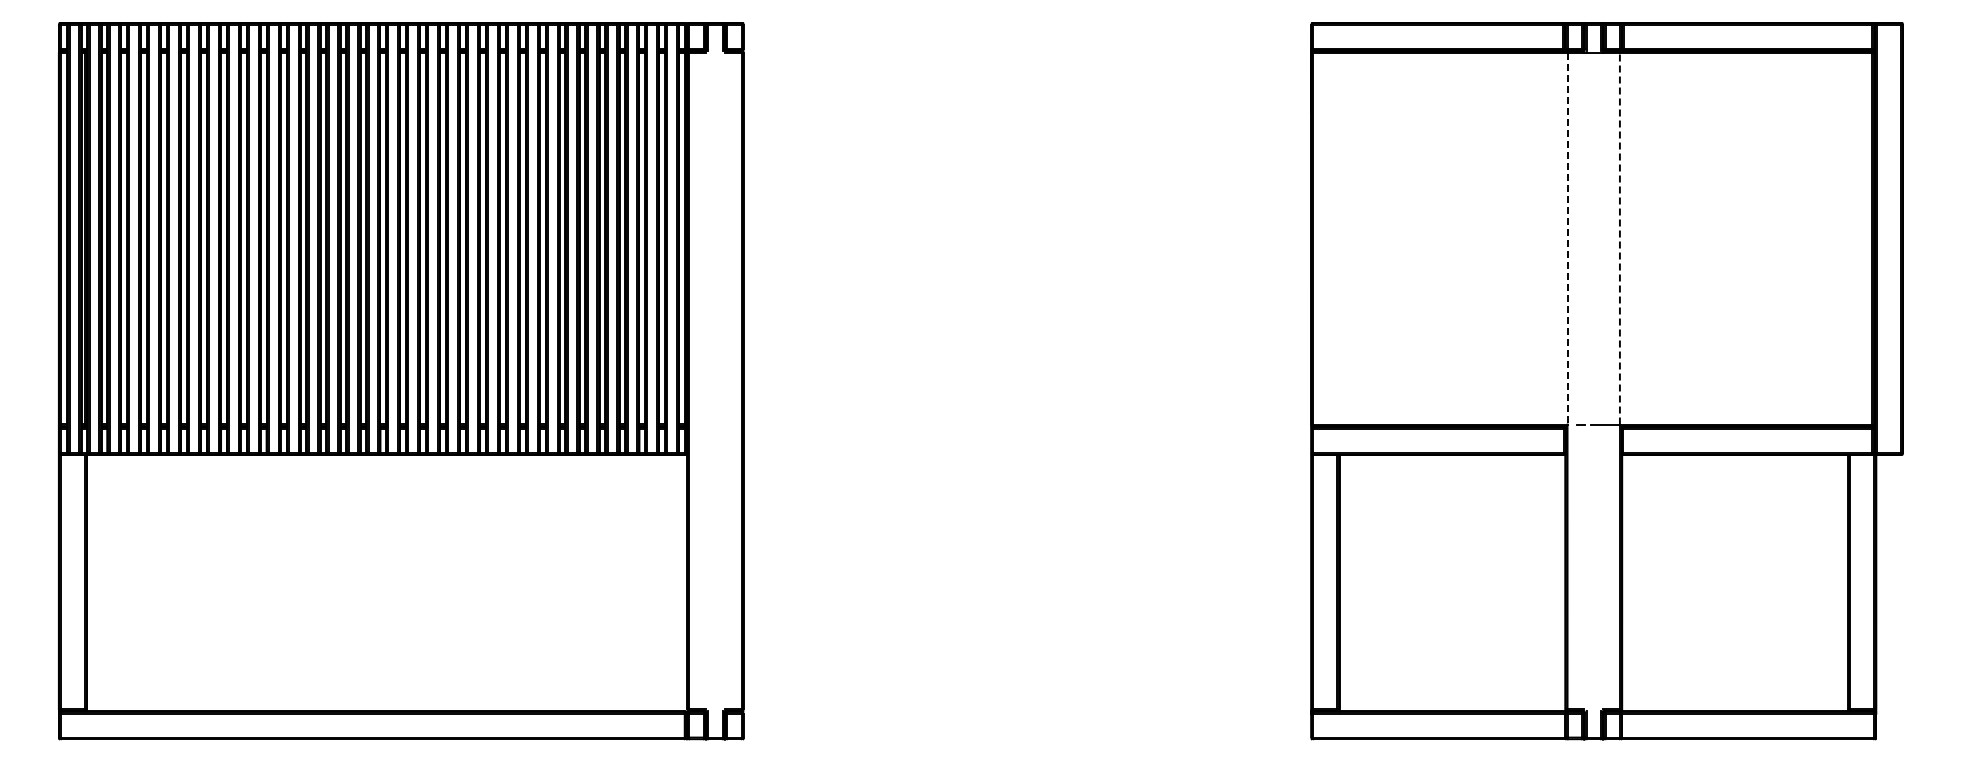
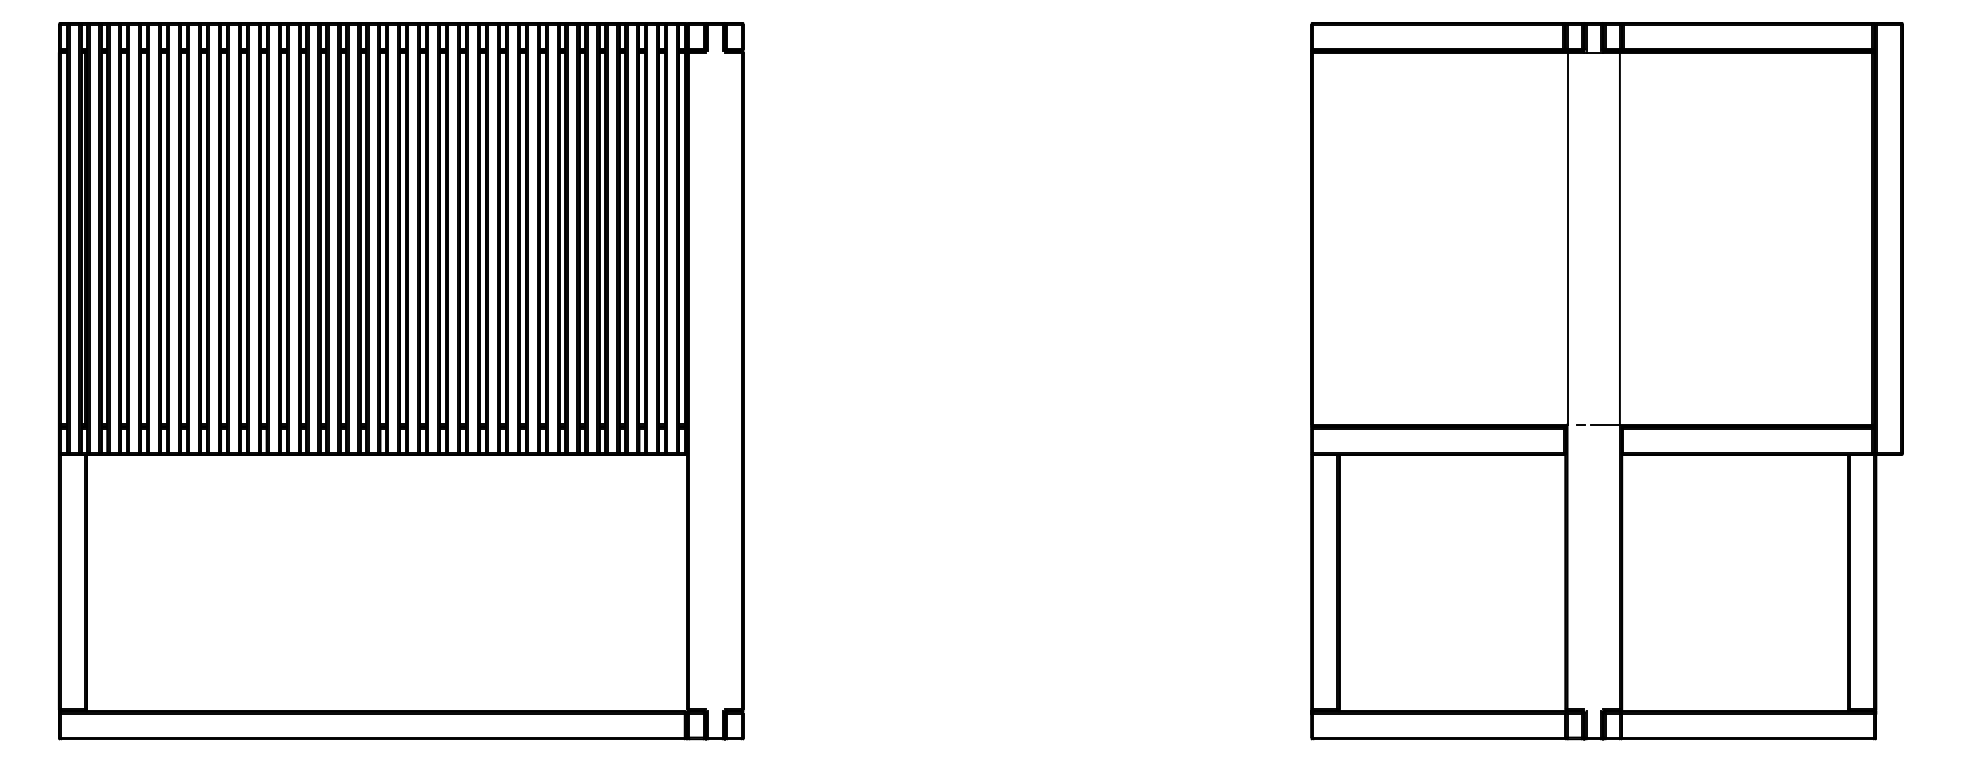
line: dashed -> solid (1567, 238)
line: dashed -> solid (1619, 238)
